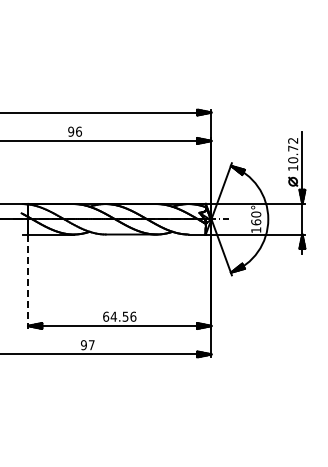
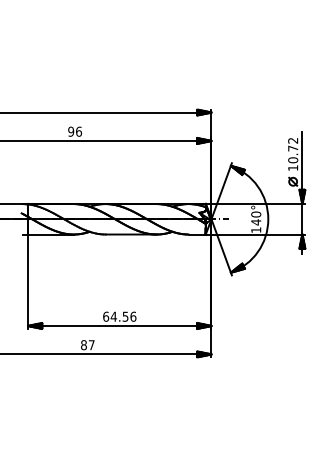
text: 160° -> 140° (256, 222)
line: dashed -> solid (28, 282)
text: 97 -> 87 (83, 345)
